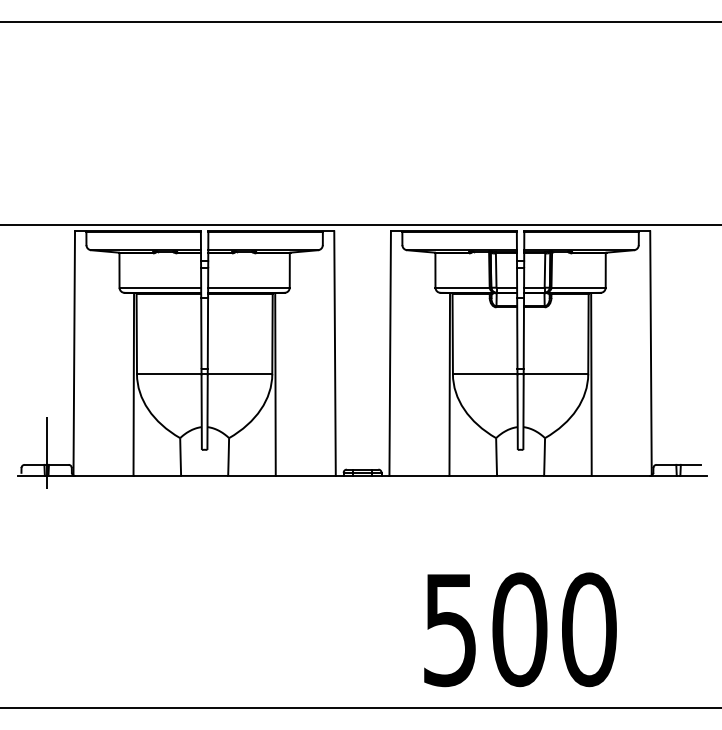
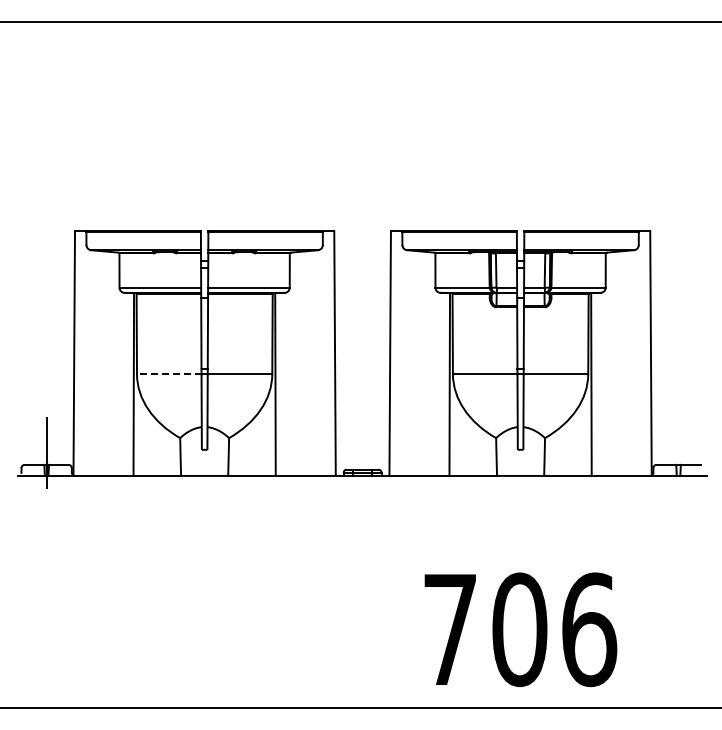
line: present -> none (360, 225)
line: solid -> dashed (168, 374)
text: 500 -> 706 (520, 629)
